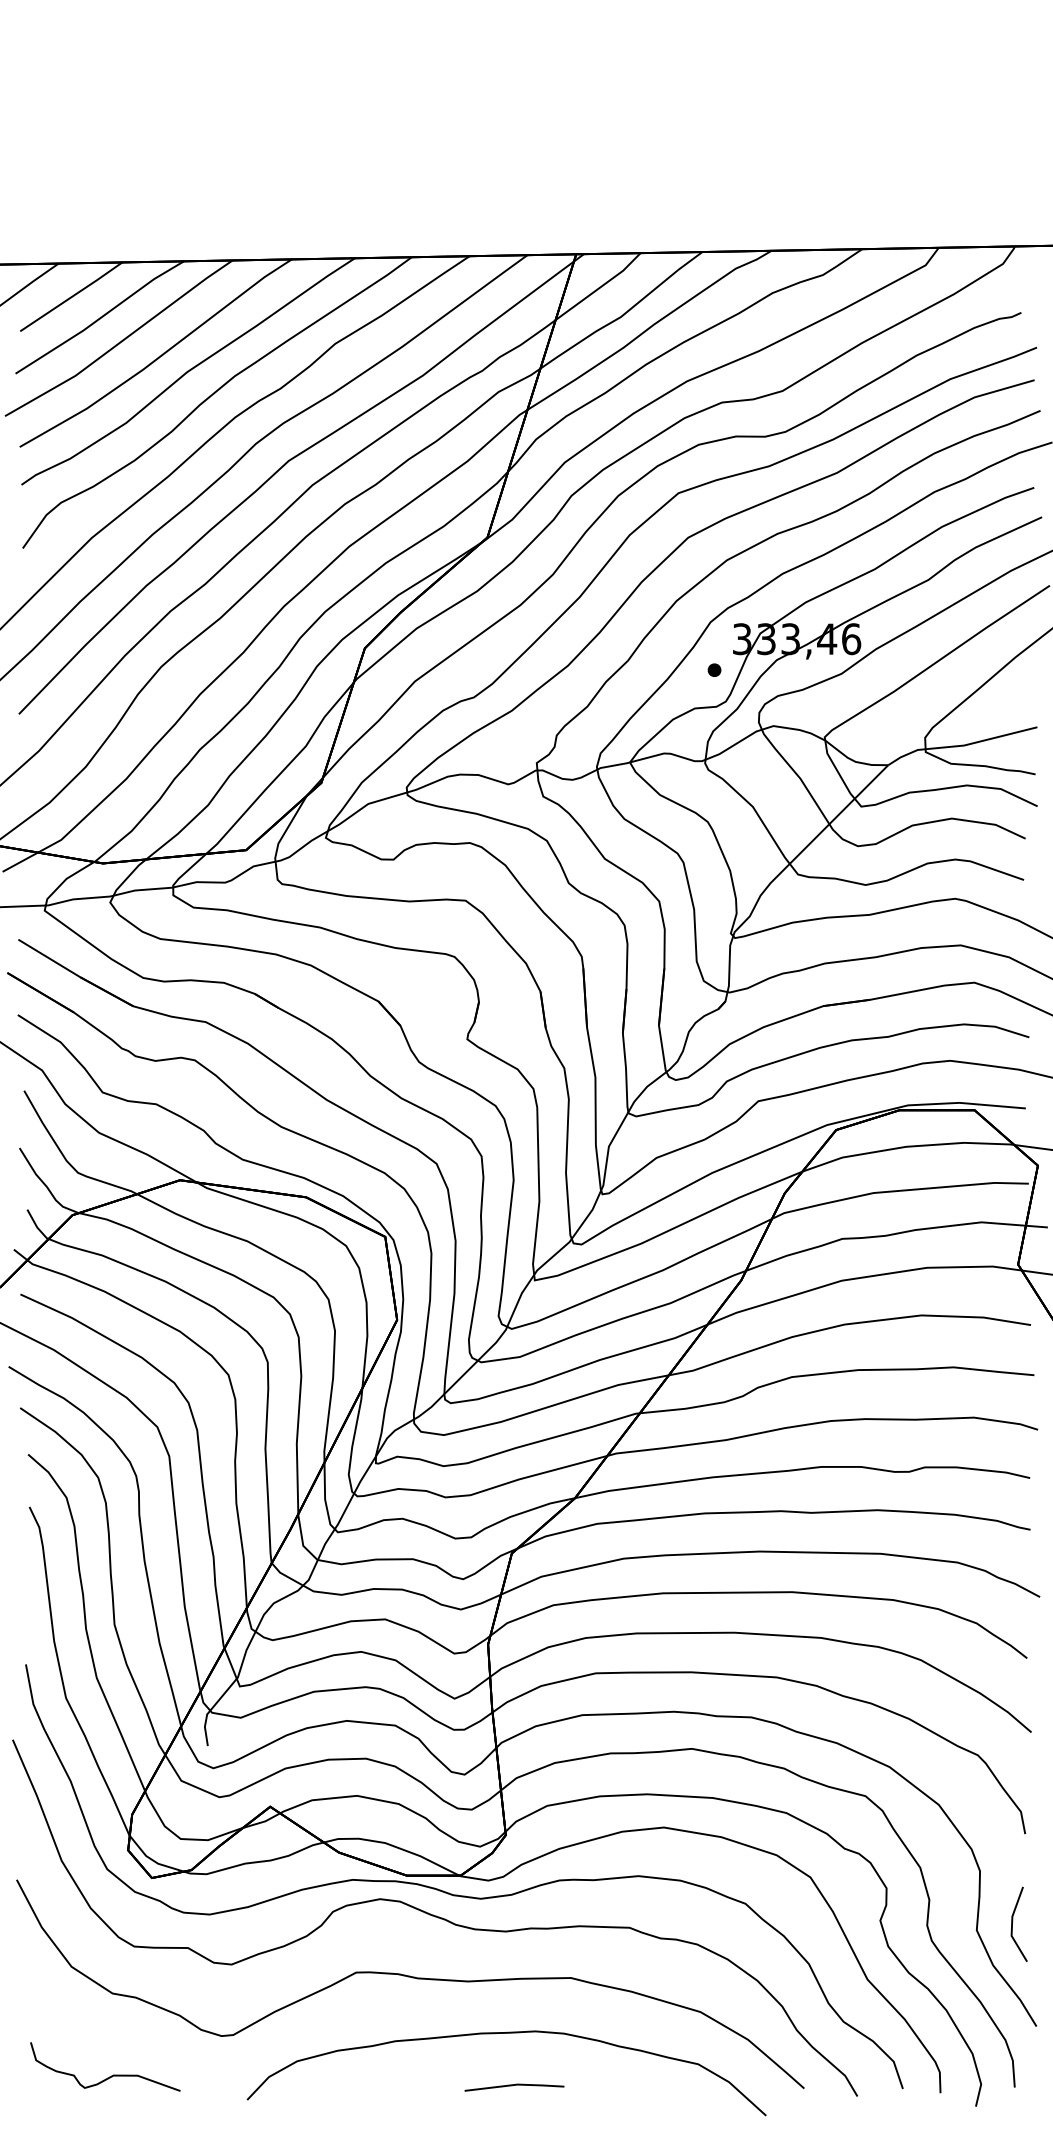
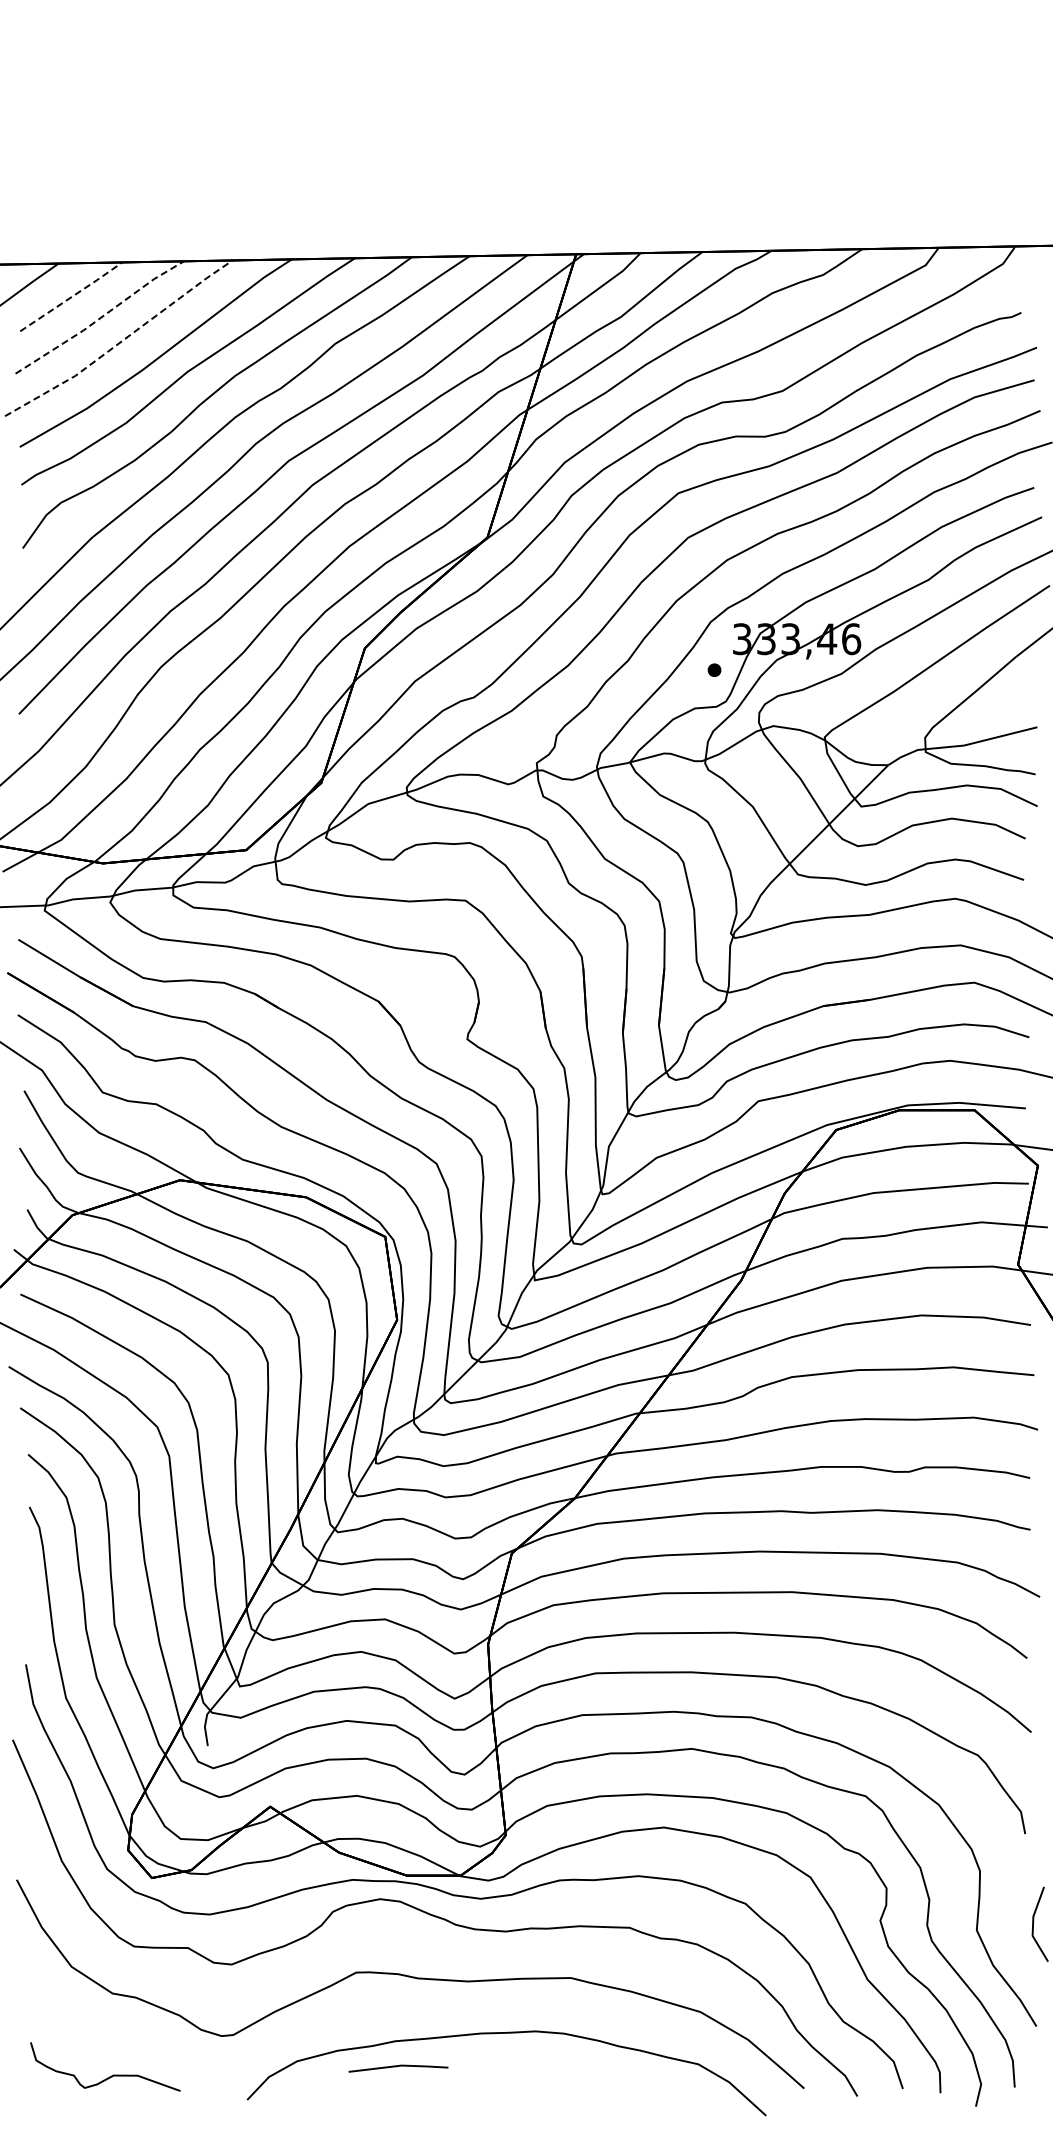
line: solid -> dashed (72, 296)
line: solid -> dashed (100, 318)
line: solid -> dashed (121, 341)
line position: (1013, 1921) -> (1034, 1921) (1034, 1921)
line position: (514, 2085) -> (398, 2066) (398, 2066)
